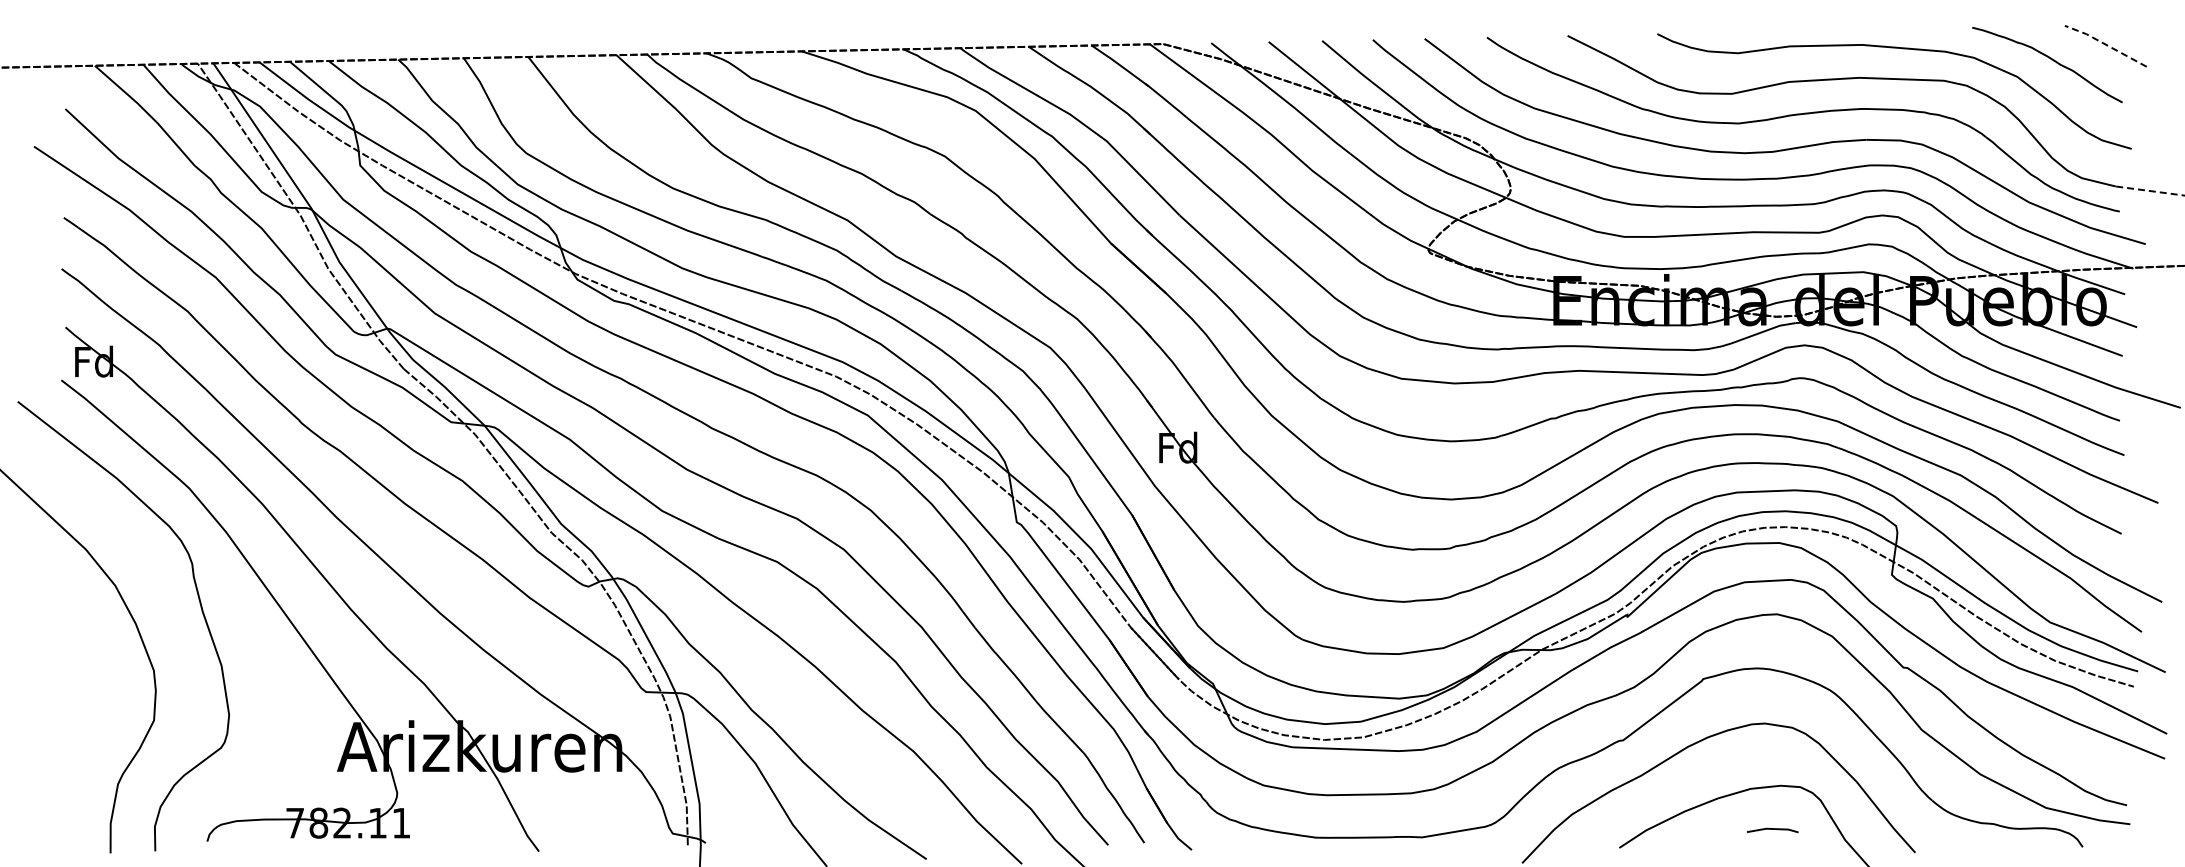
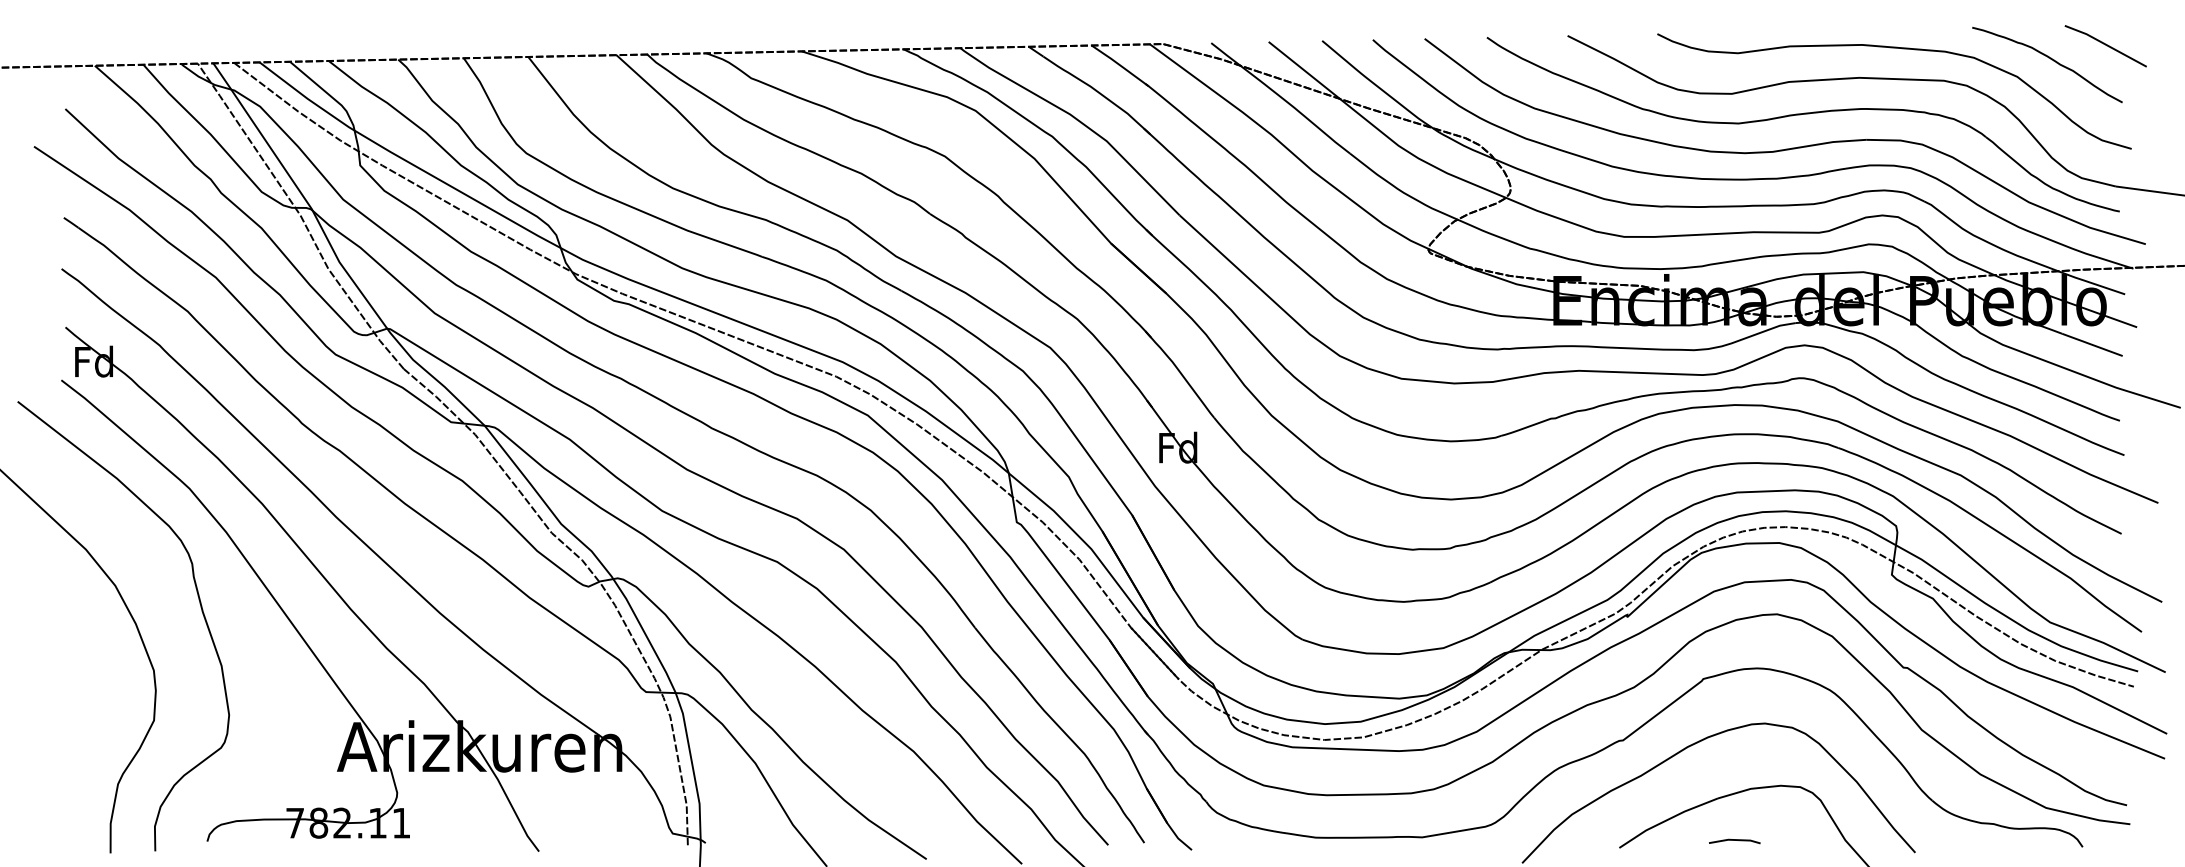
line: dashed -> solid (2105, 44)
line: dashed -> solid (2150, 191)
line position: (1772, 829) -> (1734, 840) (1734, 840)
